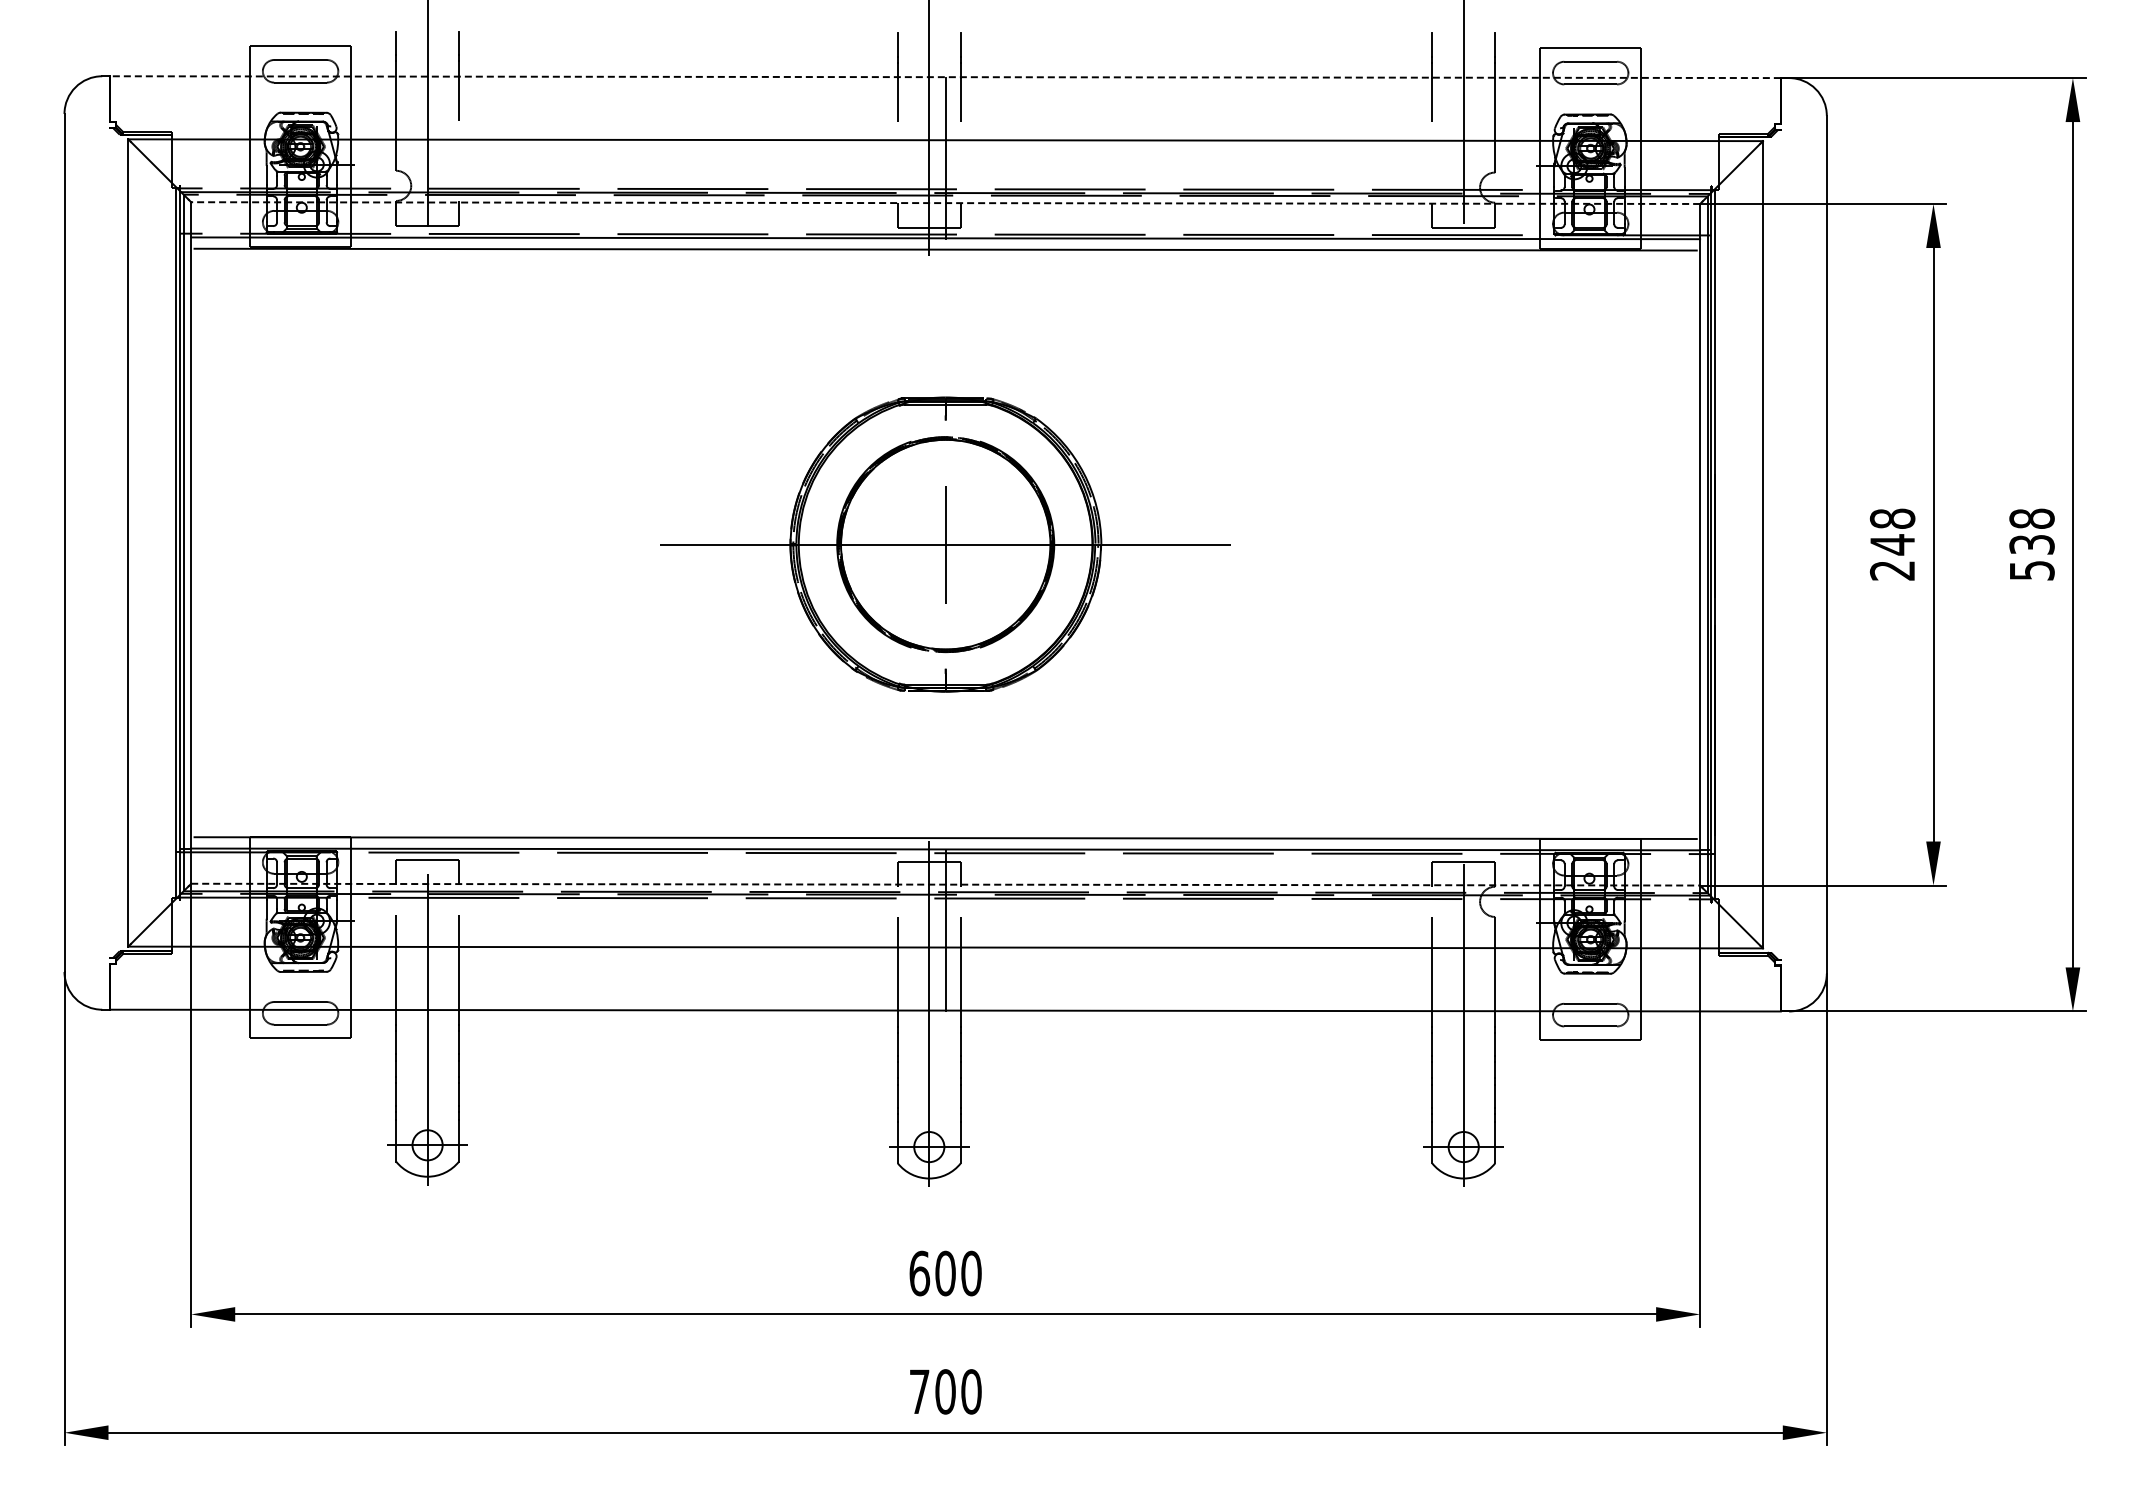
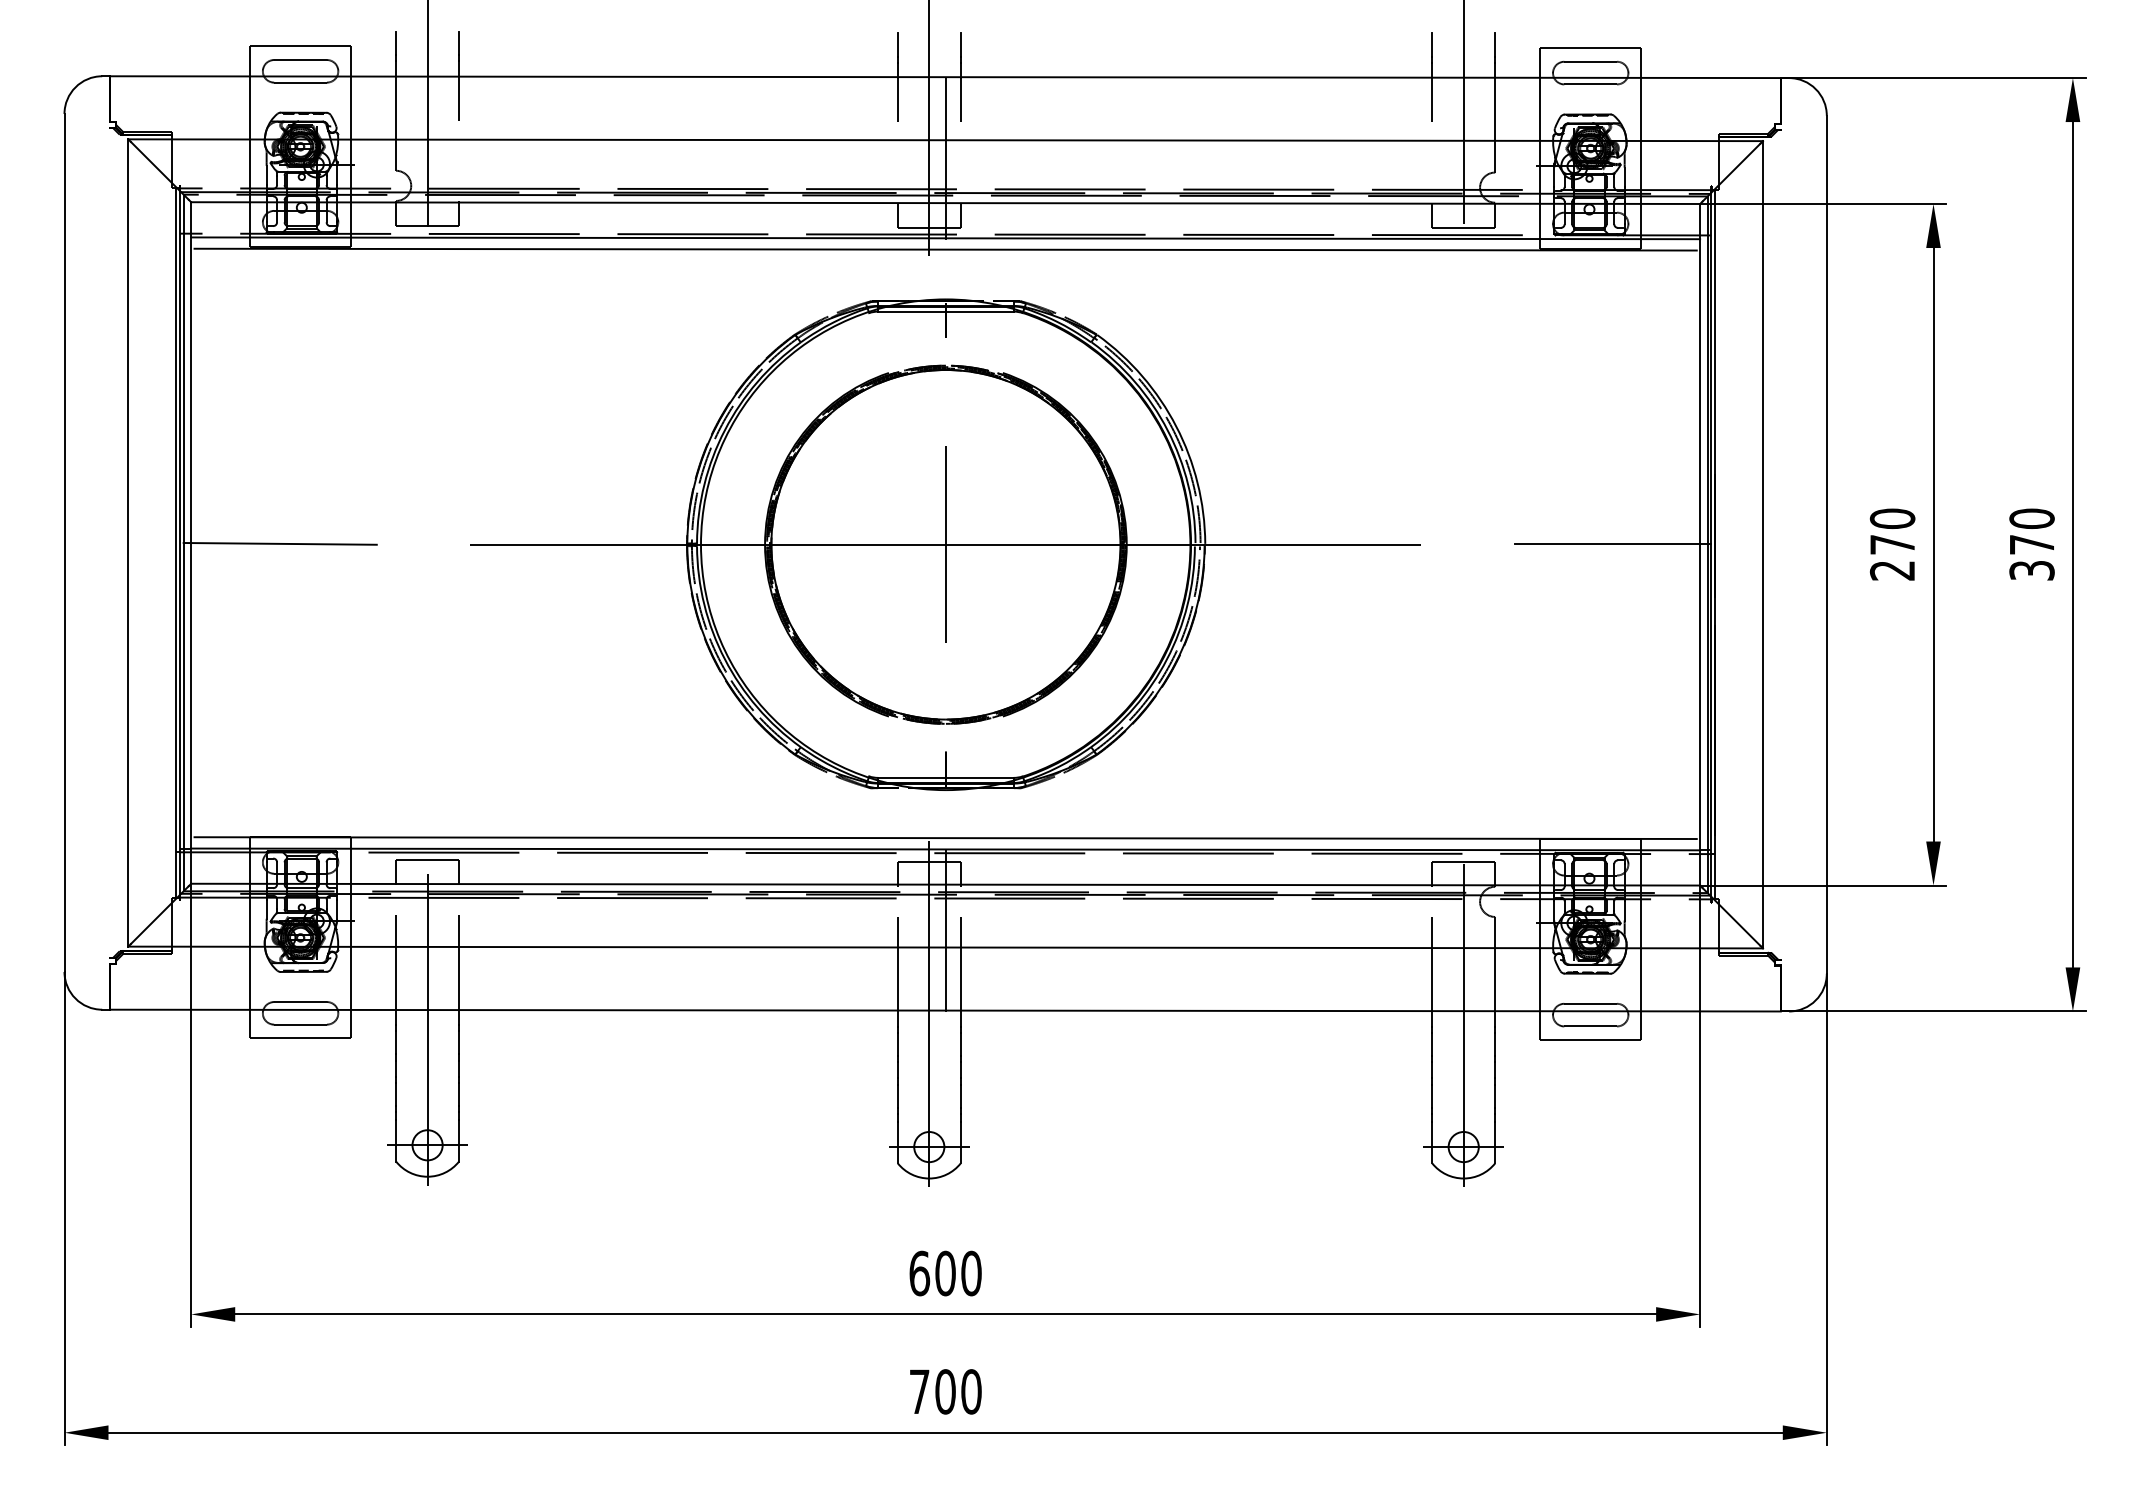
line: dashed -> solid (945, 77)
line: dashed -> solid (945, 203)
text: 248 -> 270 (1892, 531)
line: none -> present (279, 543)
text: 538 -> 370 (2031, 543)
part size: 571x297 px -> 951x493 px (945, 544)
line: none -> present (1613, 544)
line: dashed -> solid (946, 884)
